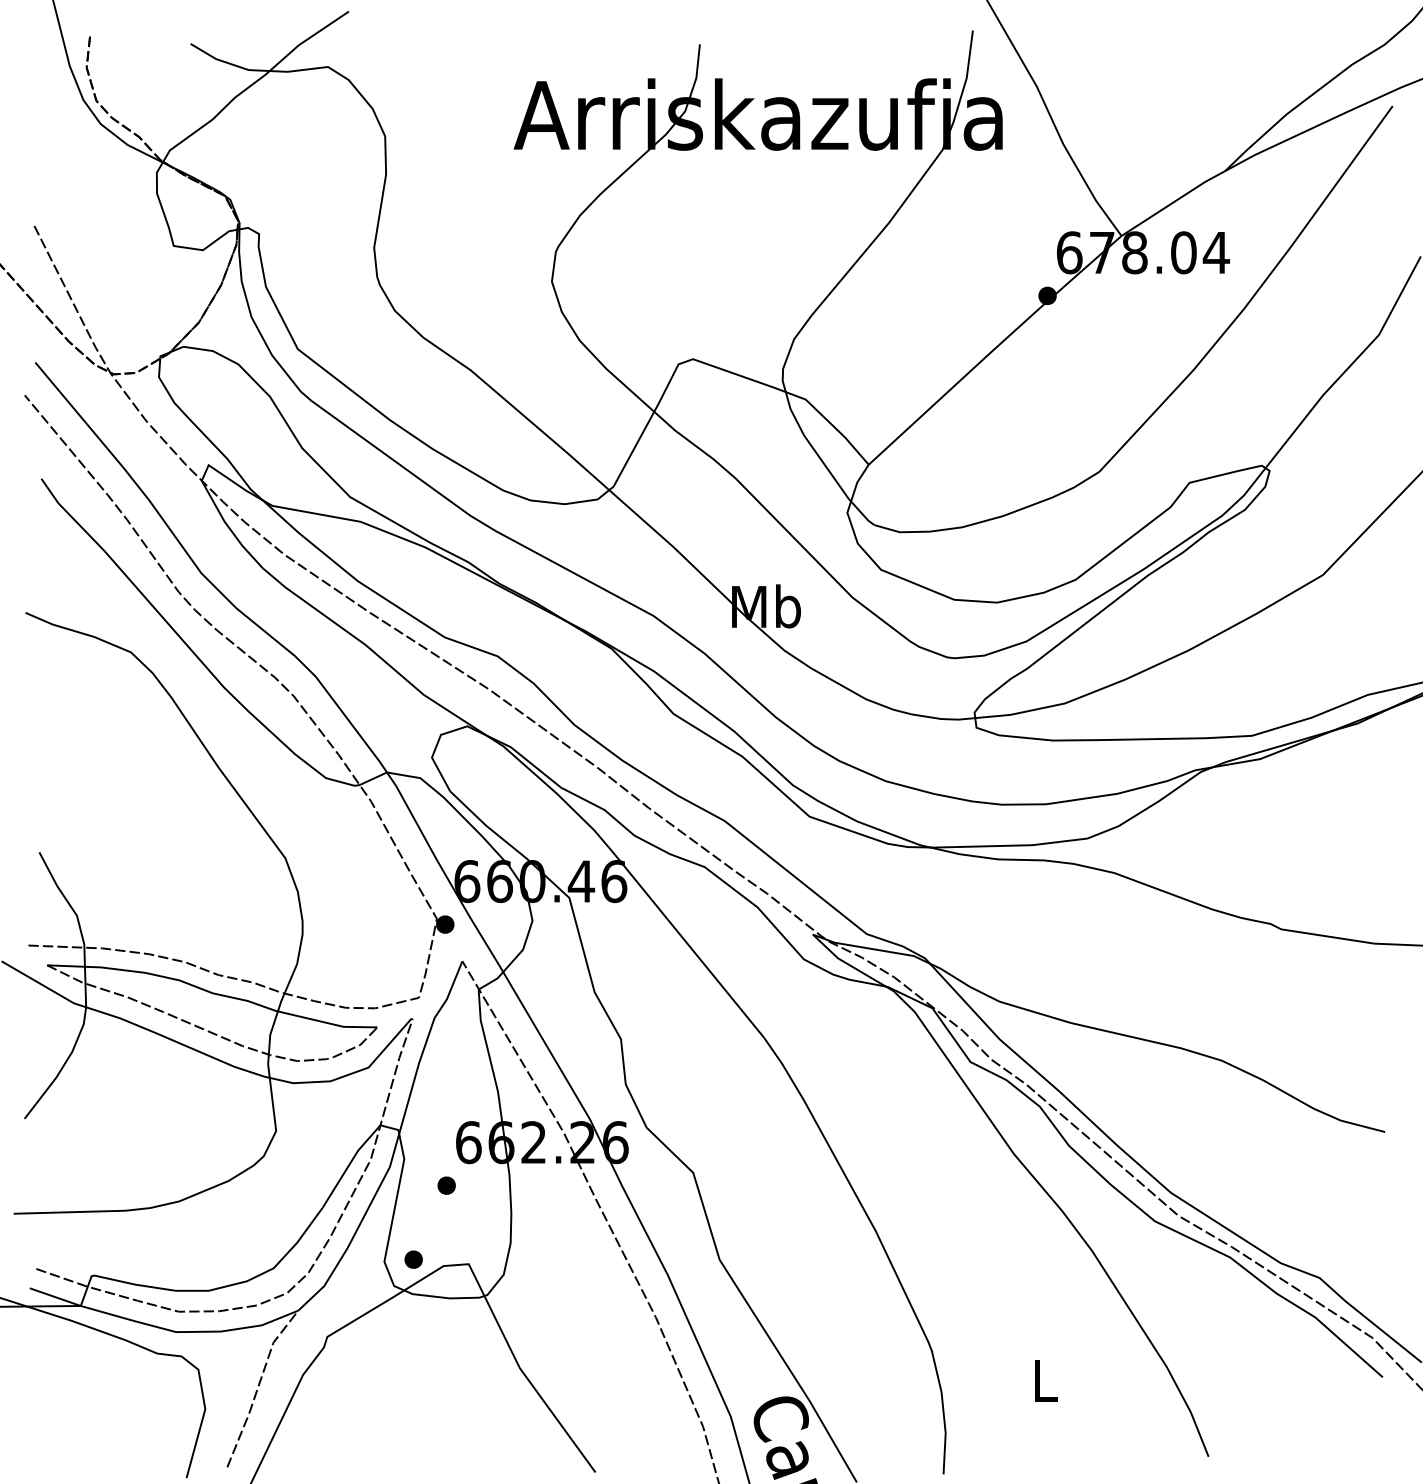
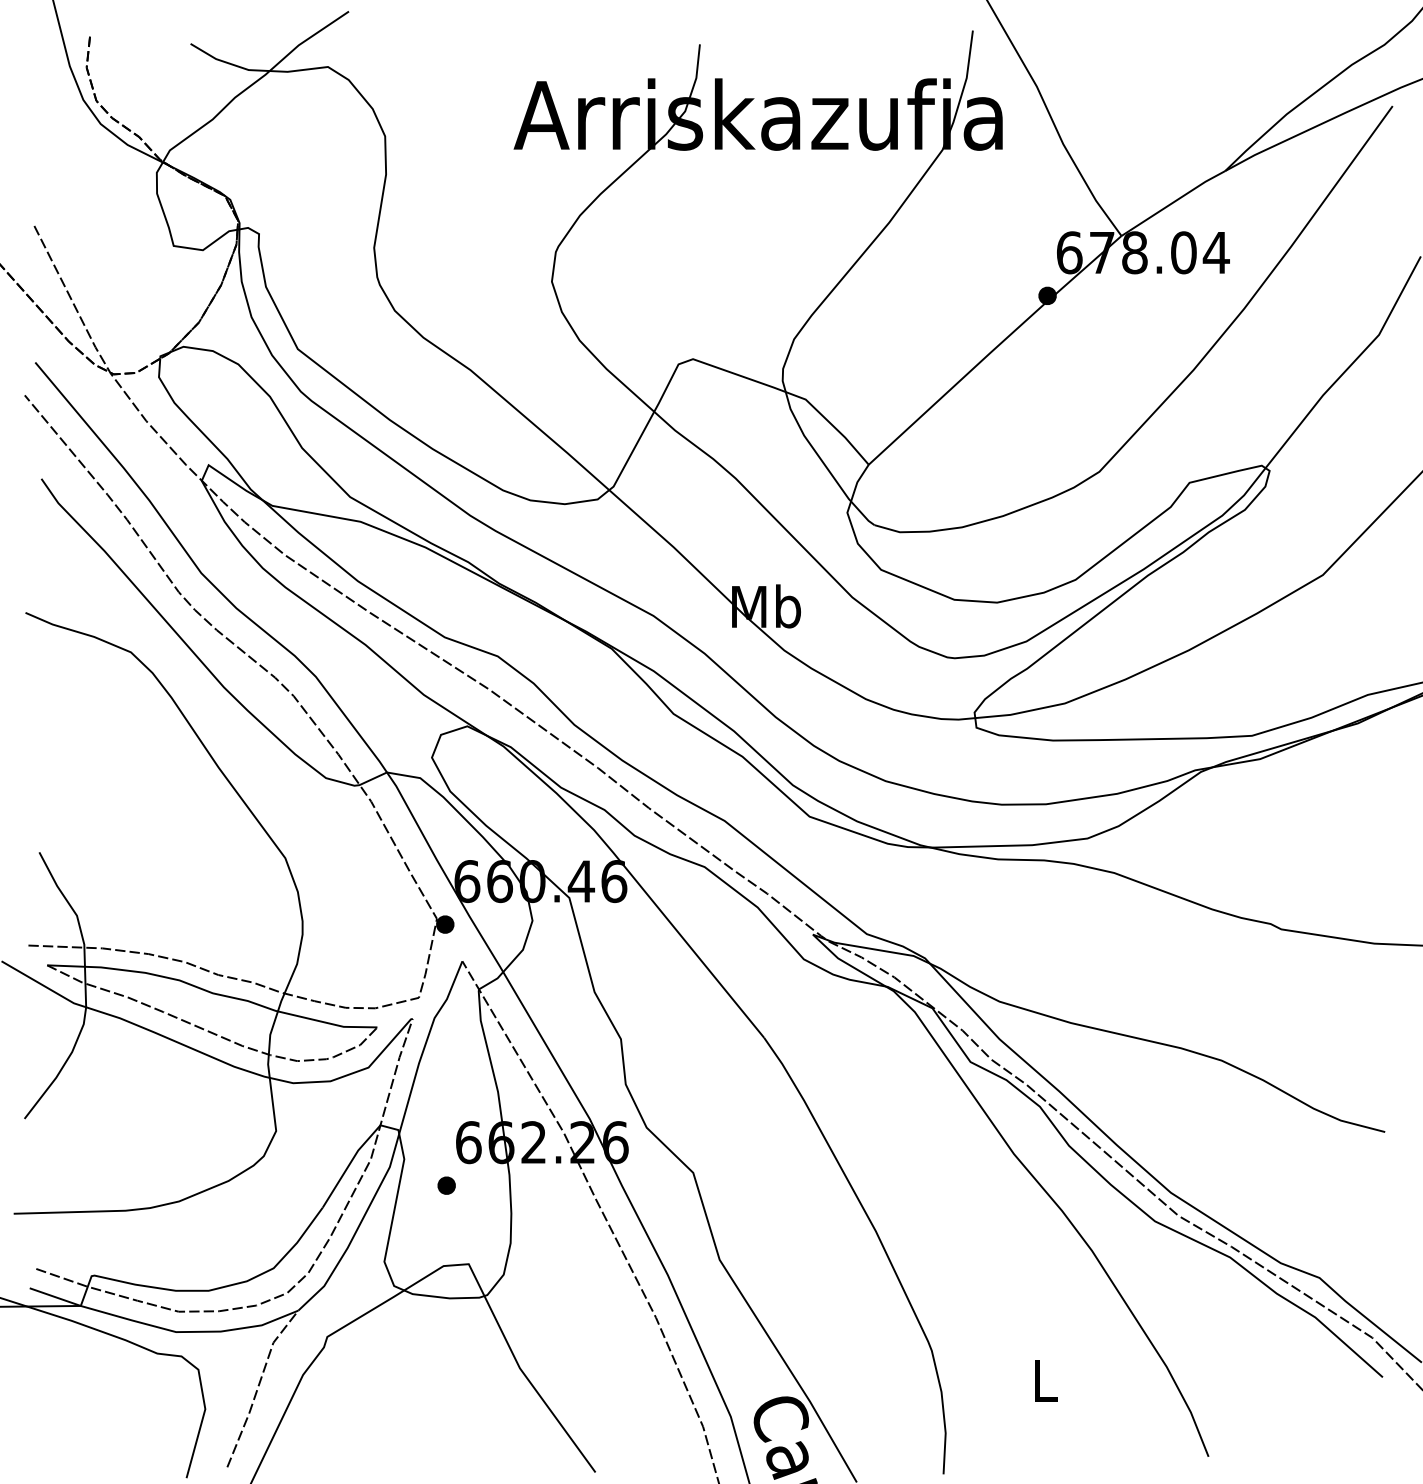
part: present -> none (413, 1259)
